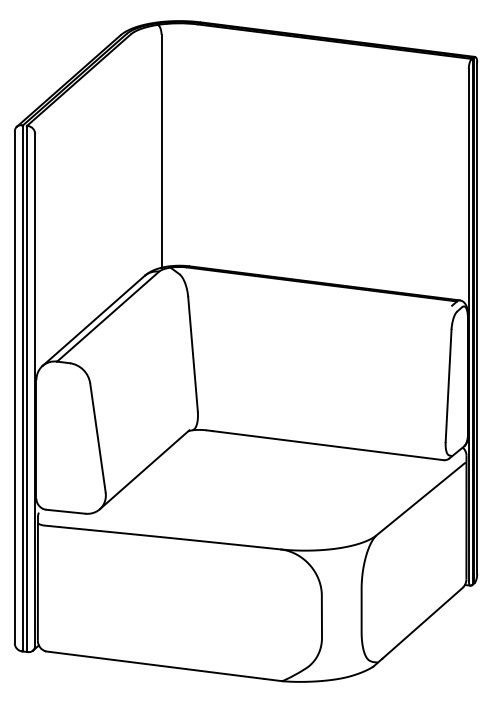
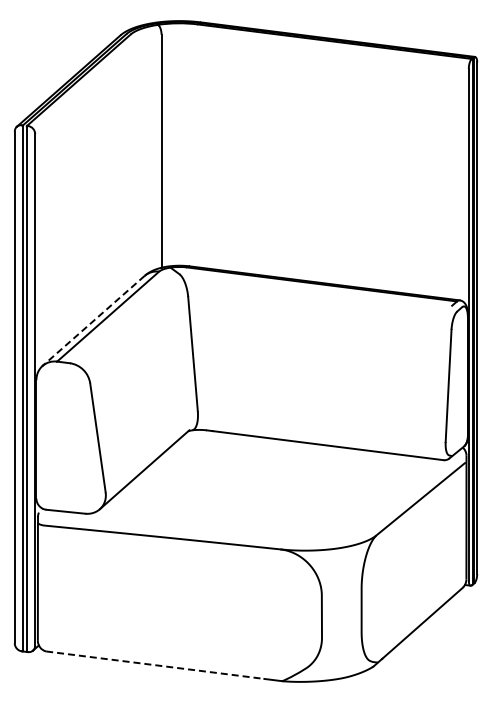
line: solid -> dashed (93, 320)
line: solid -> dashed (155, 665)
